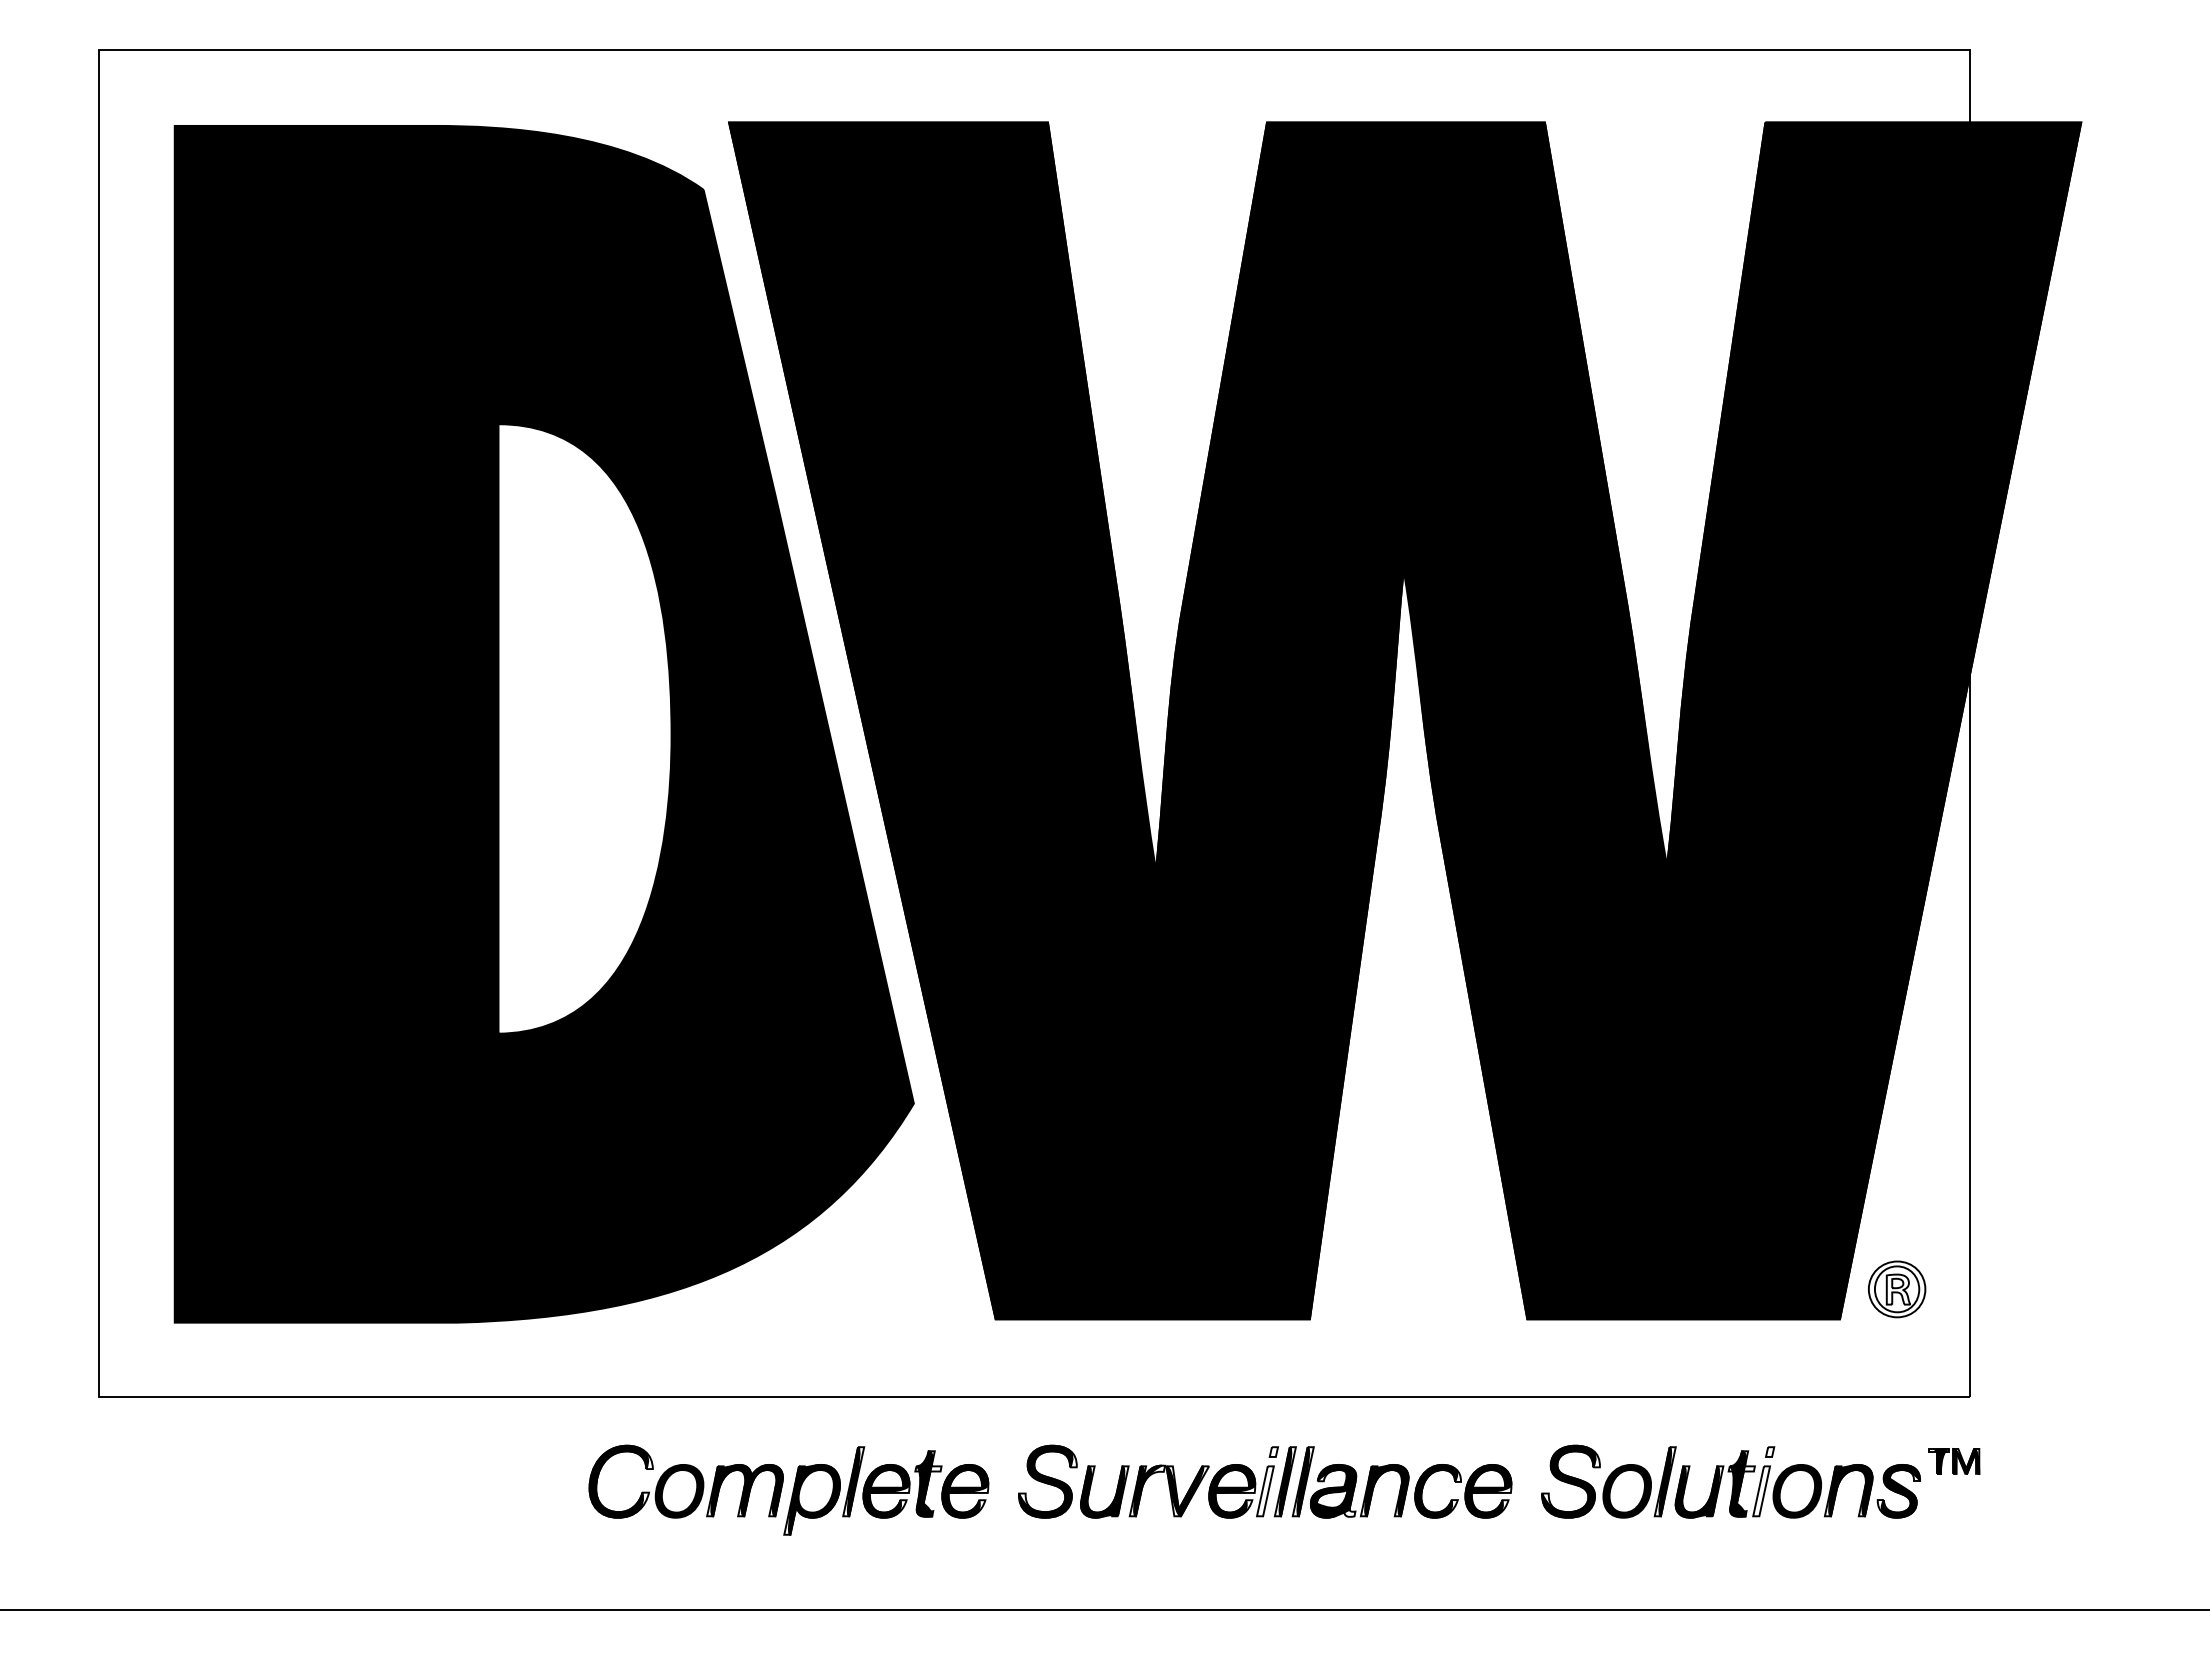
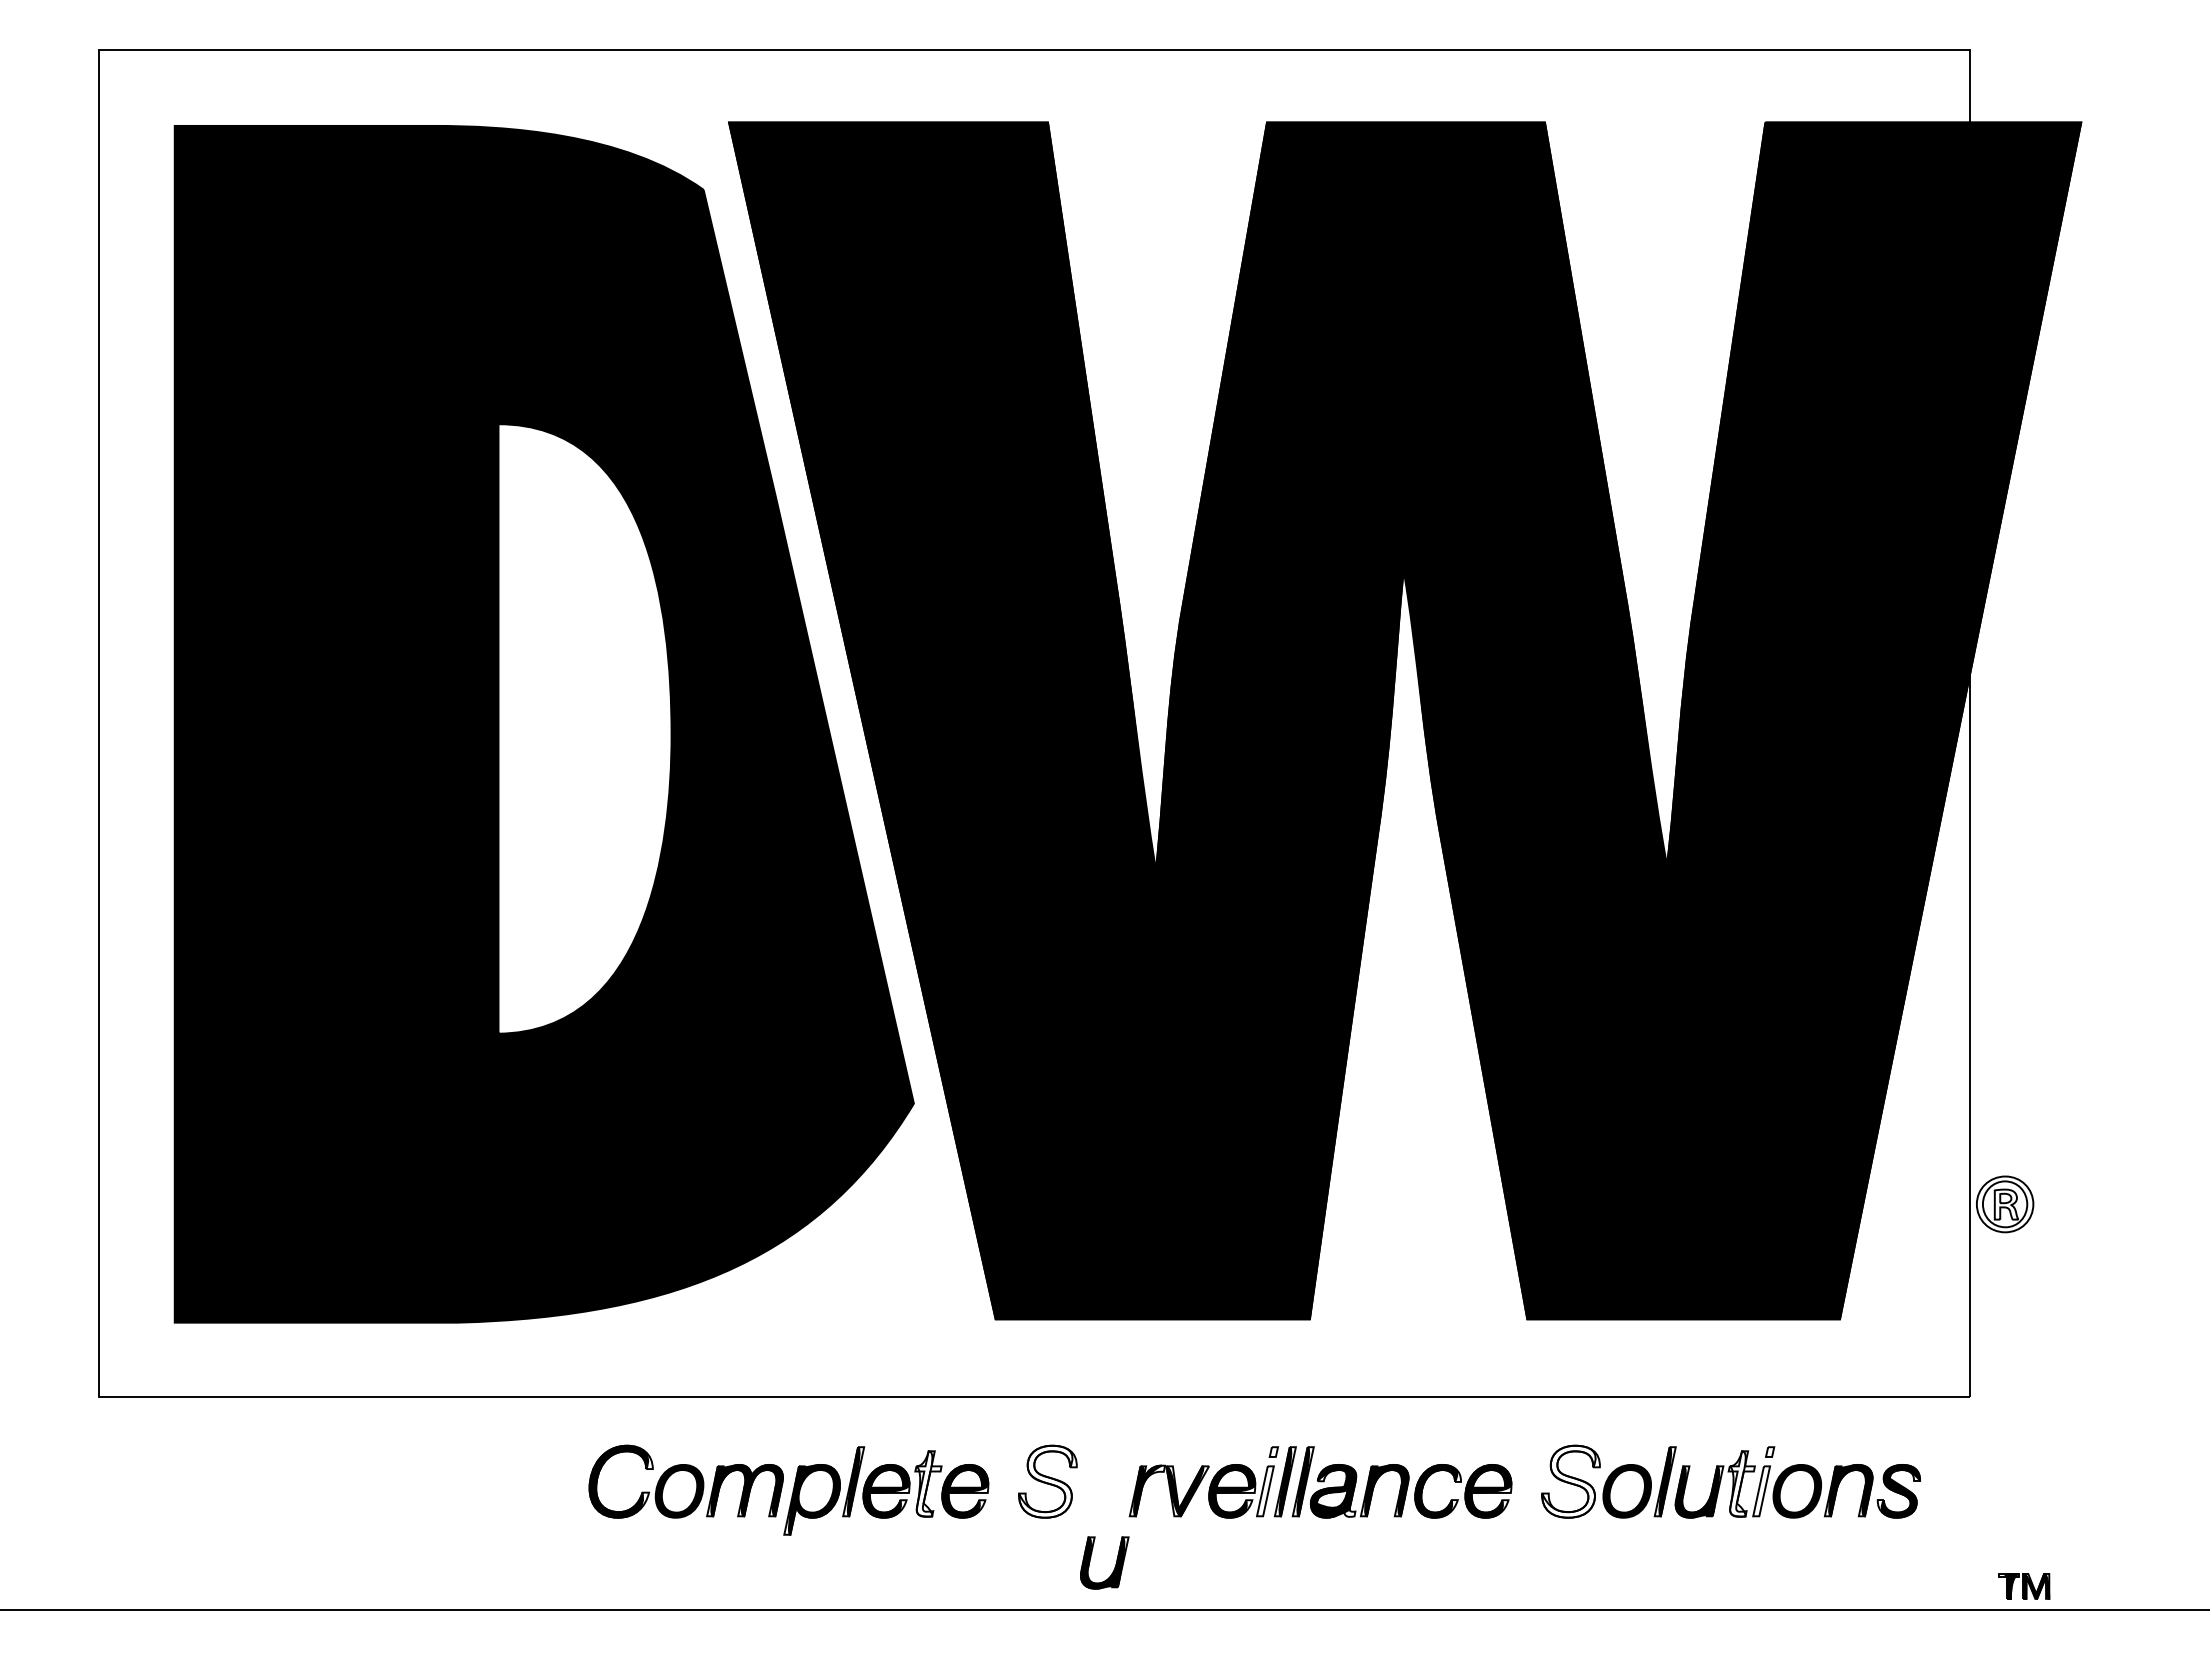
part position: (1897, 1289) -> (2005, 1204) (2005, 1204)
part position: (1954, 1461) -> (2024, 1586) (2024, 1586)
fill: present -> none (1045, 1481)
fill: present -> none (1568, 1481)
fill: present -> none (924, 1483)
fill: present -> none (1737, 1483)
part position: (1115, 1492) -> (1115, 1563) (1115, 1563)
